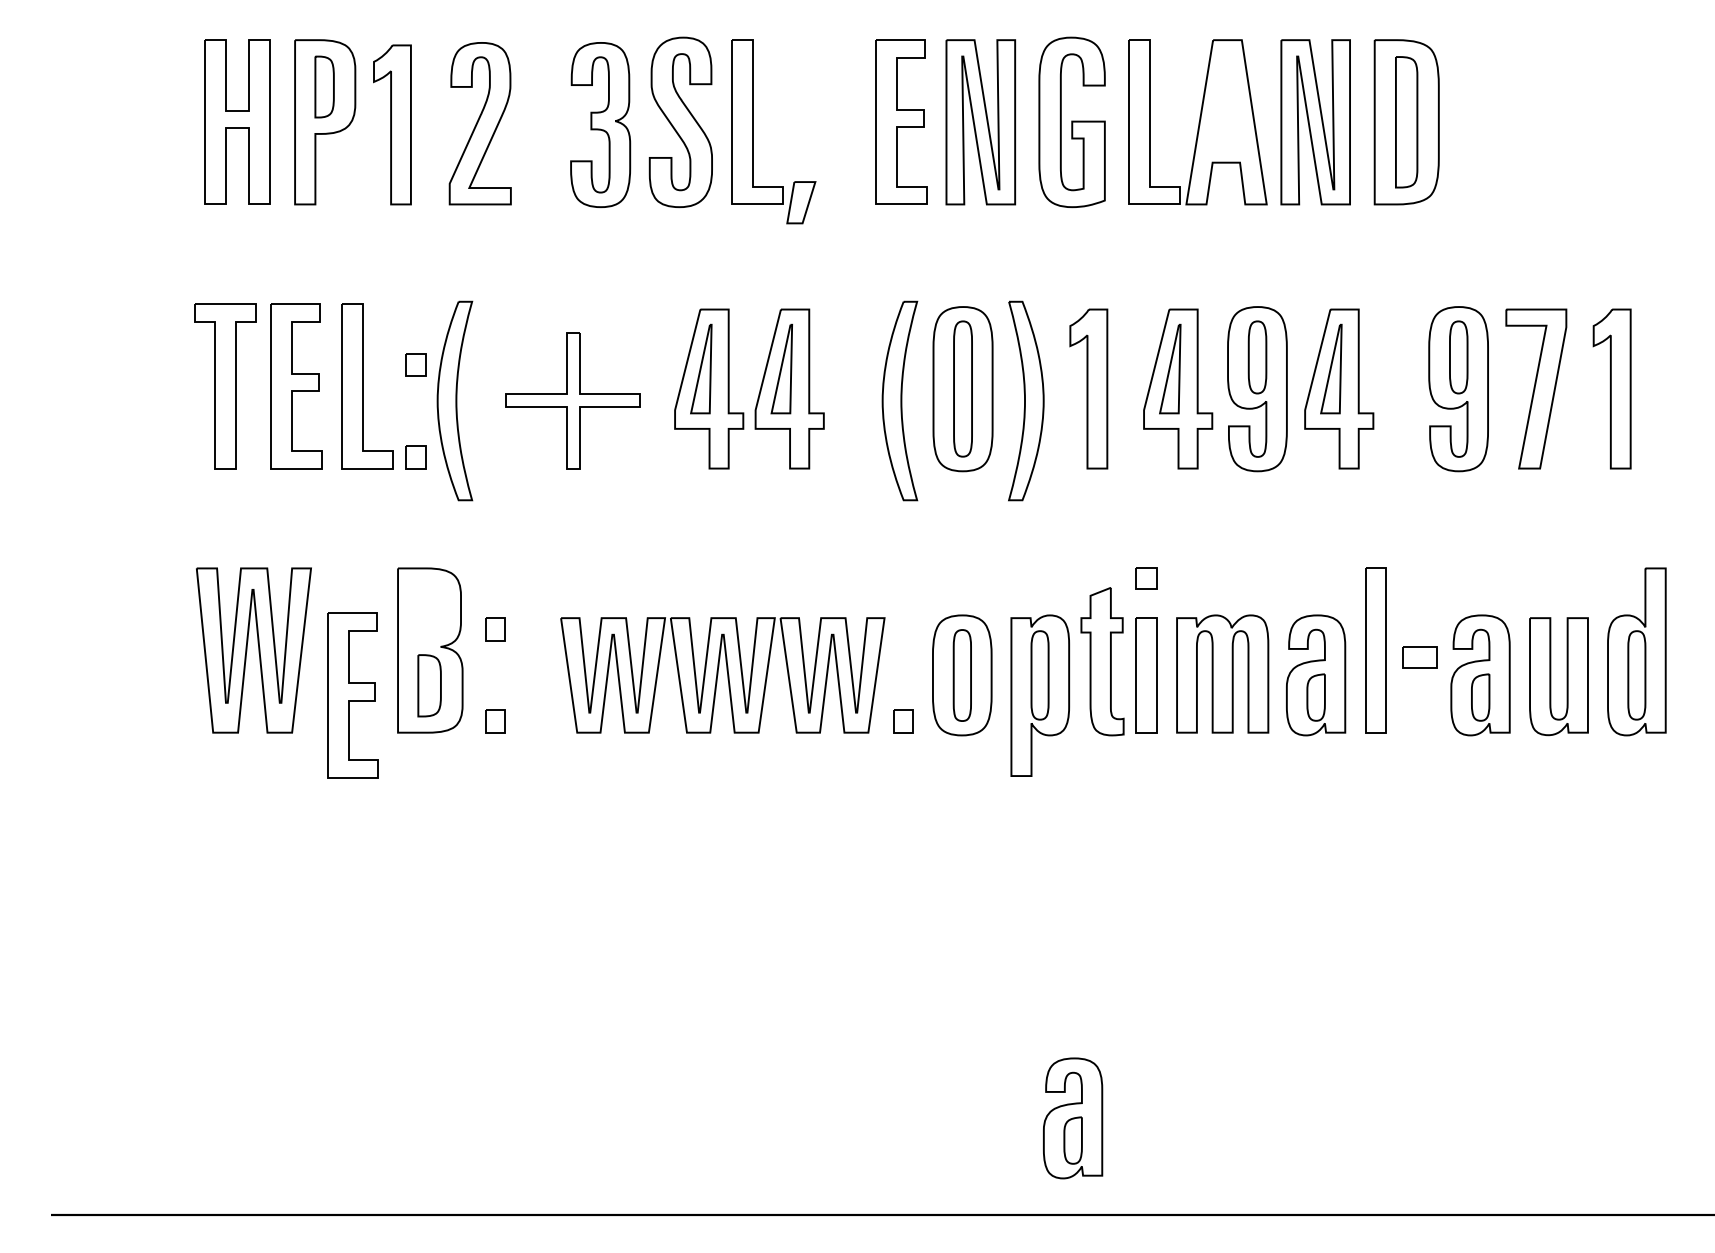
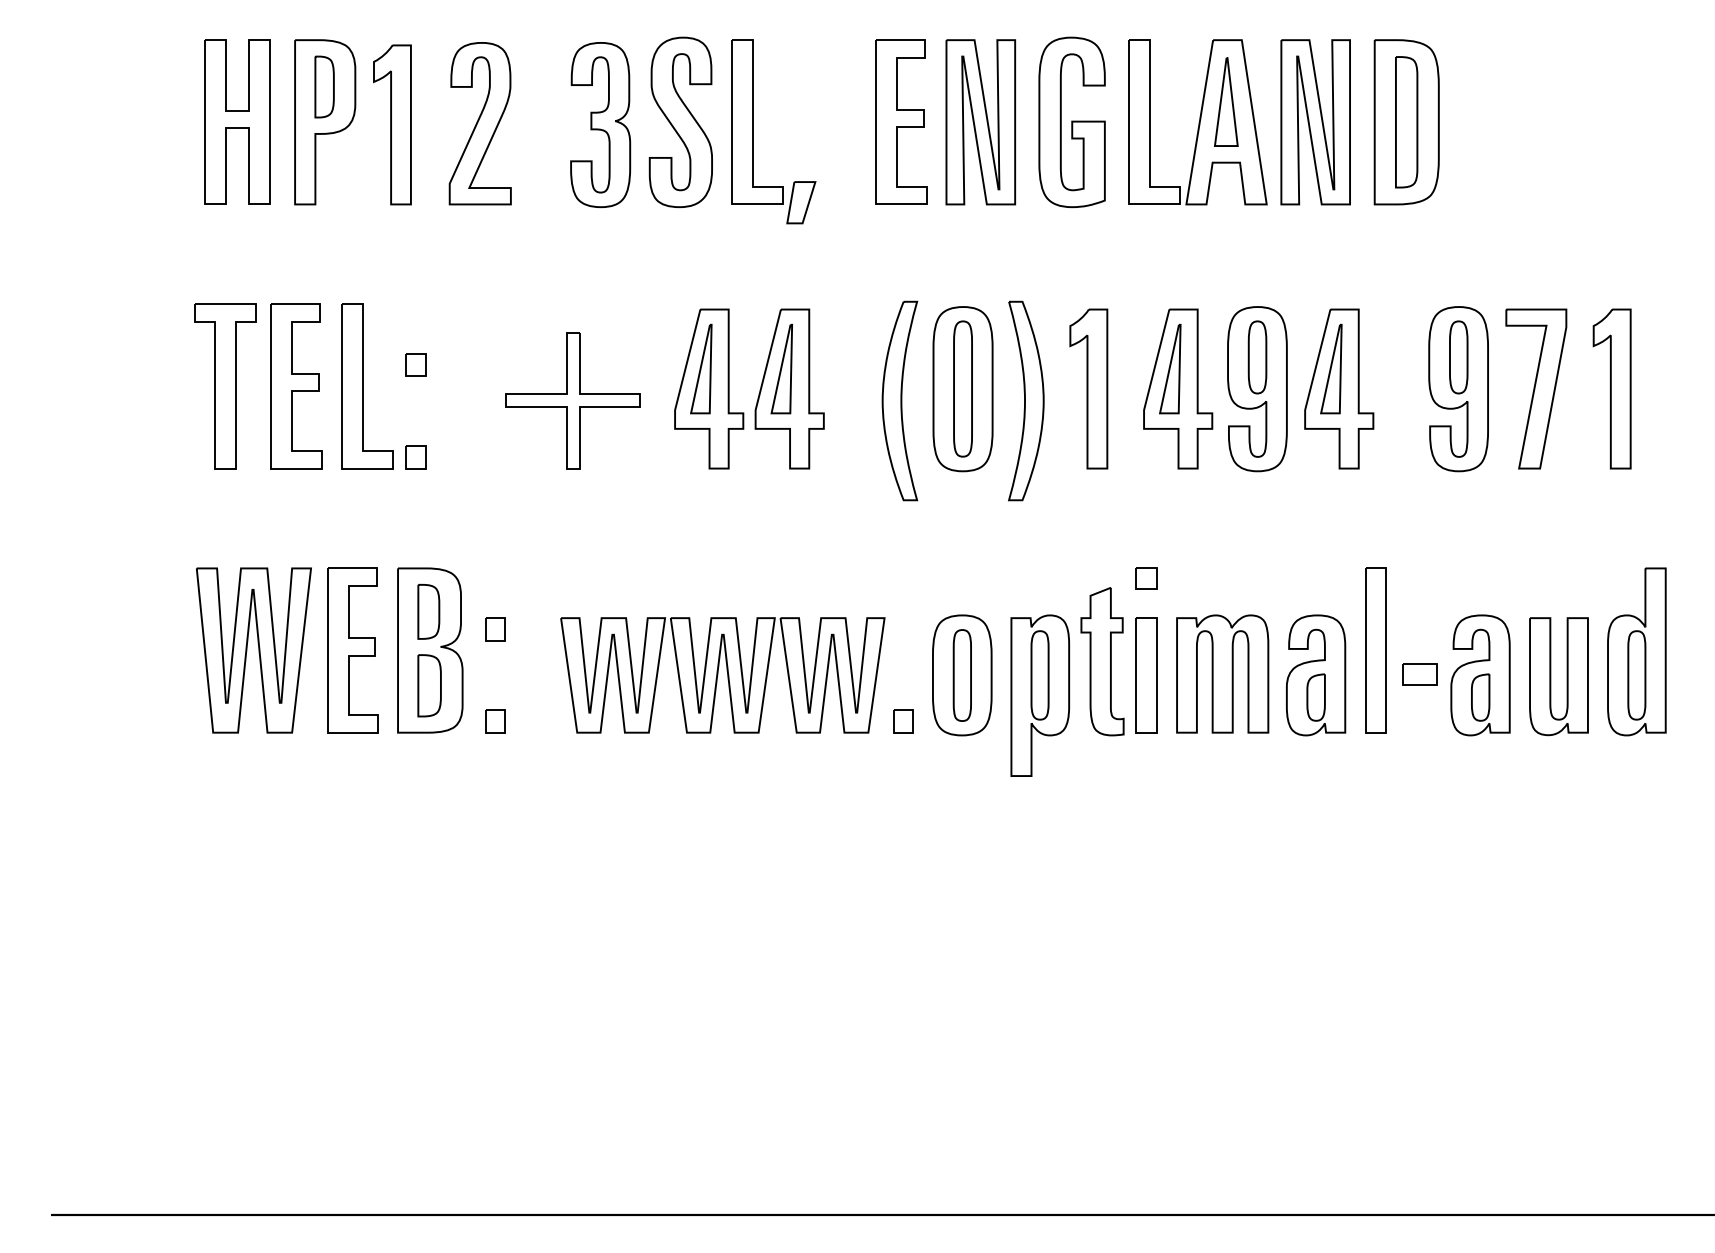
part: none -> present (1226, 101)
part: present -> none (454, 400)
part: none -> present (428, 611)
part position: (1419, 657) -> (1419, 674) (1419, 674)
part position: (352, 695) -> (352, 650) (352, 650)
part: present -> none (1073, 1118)
